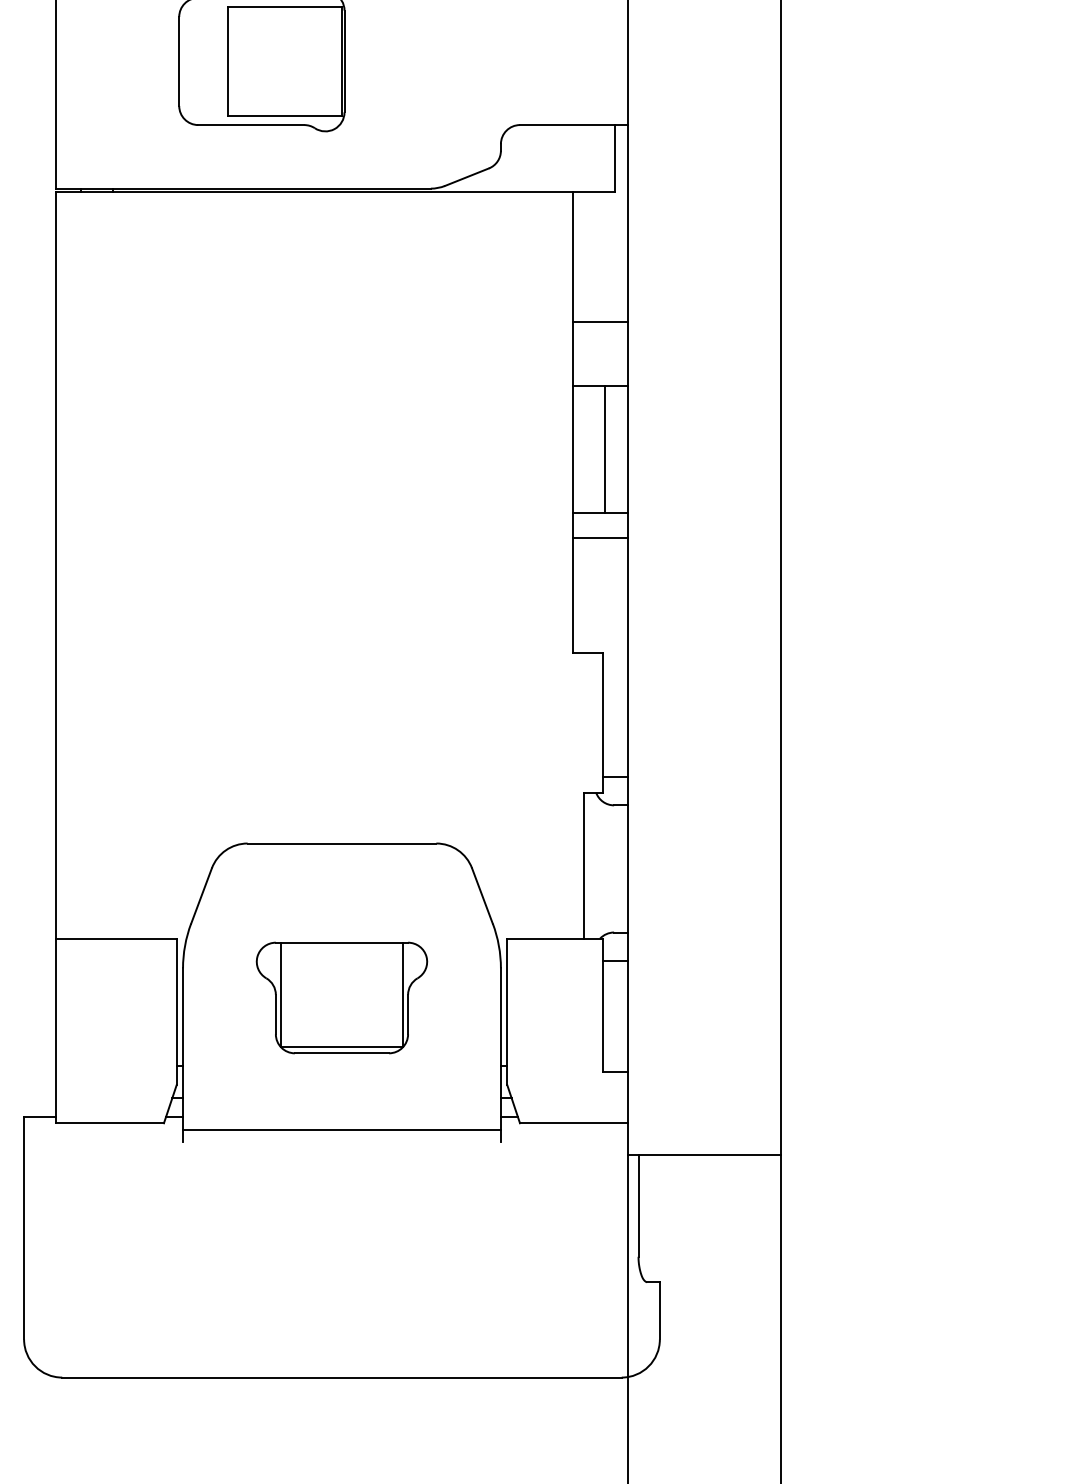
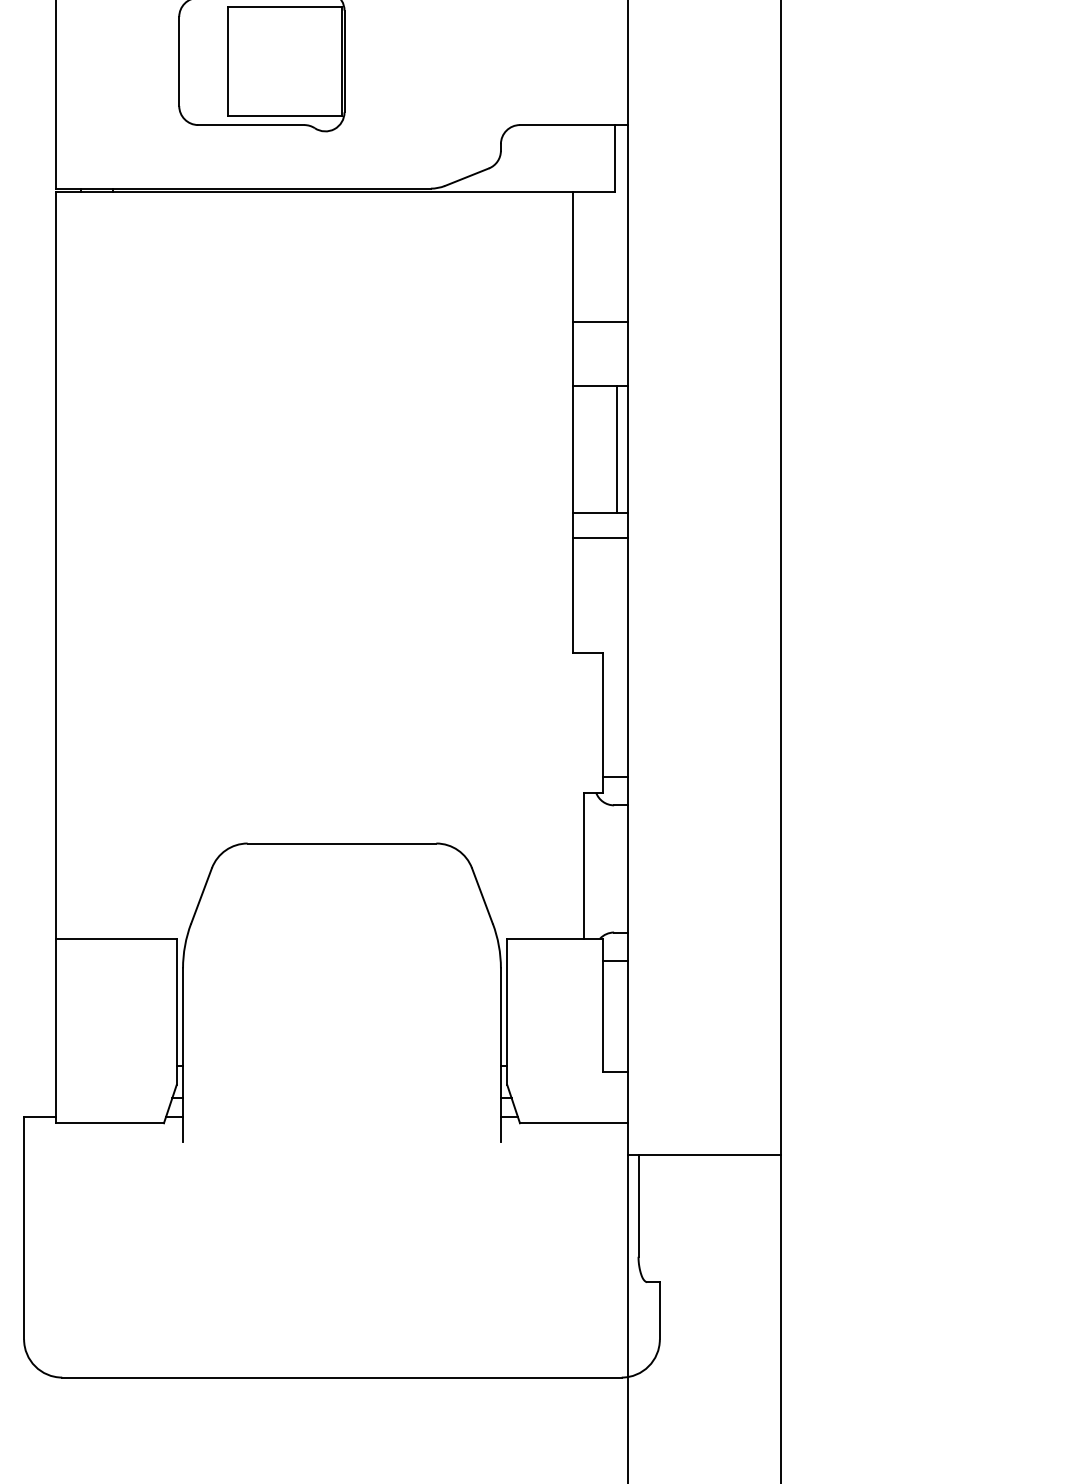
line position: (605, 448) -> (617, 448) (617, 448)
part: present -> none (341, 997)
line: present -> none (341, 1129)
